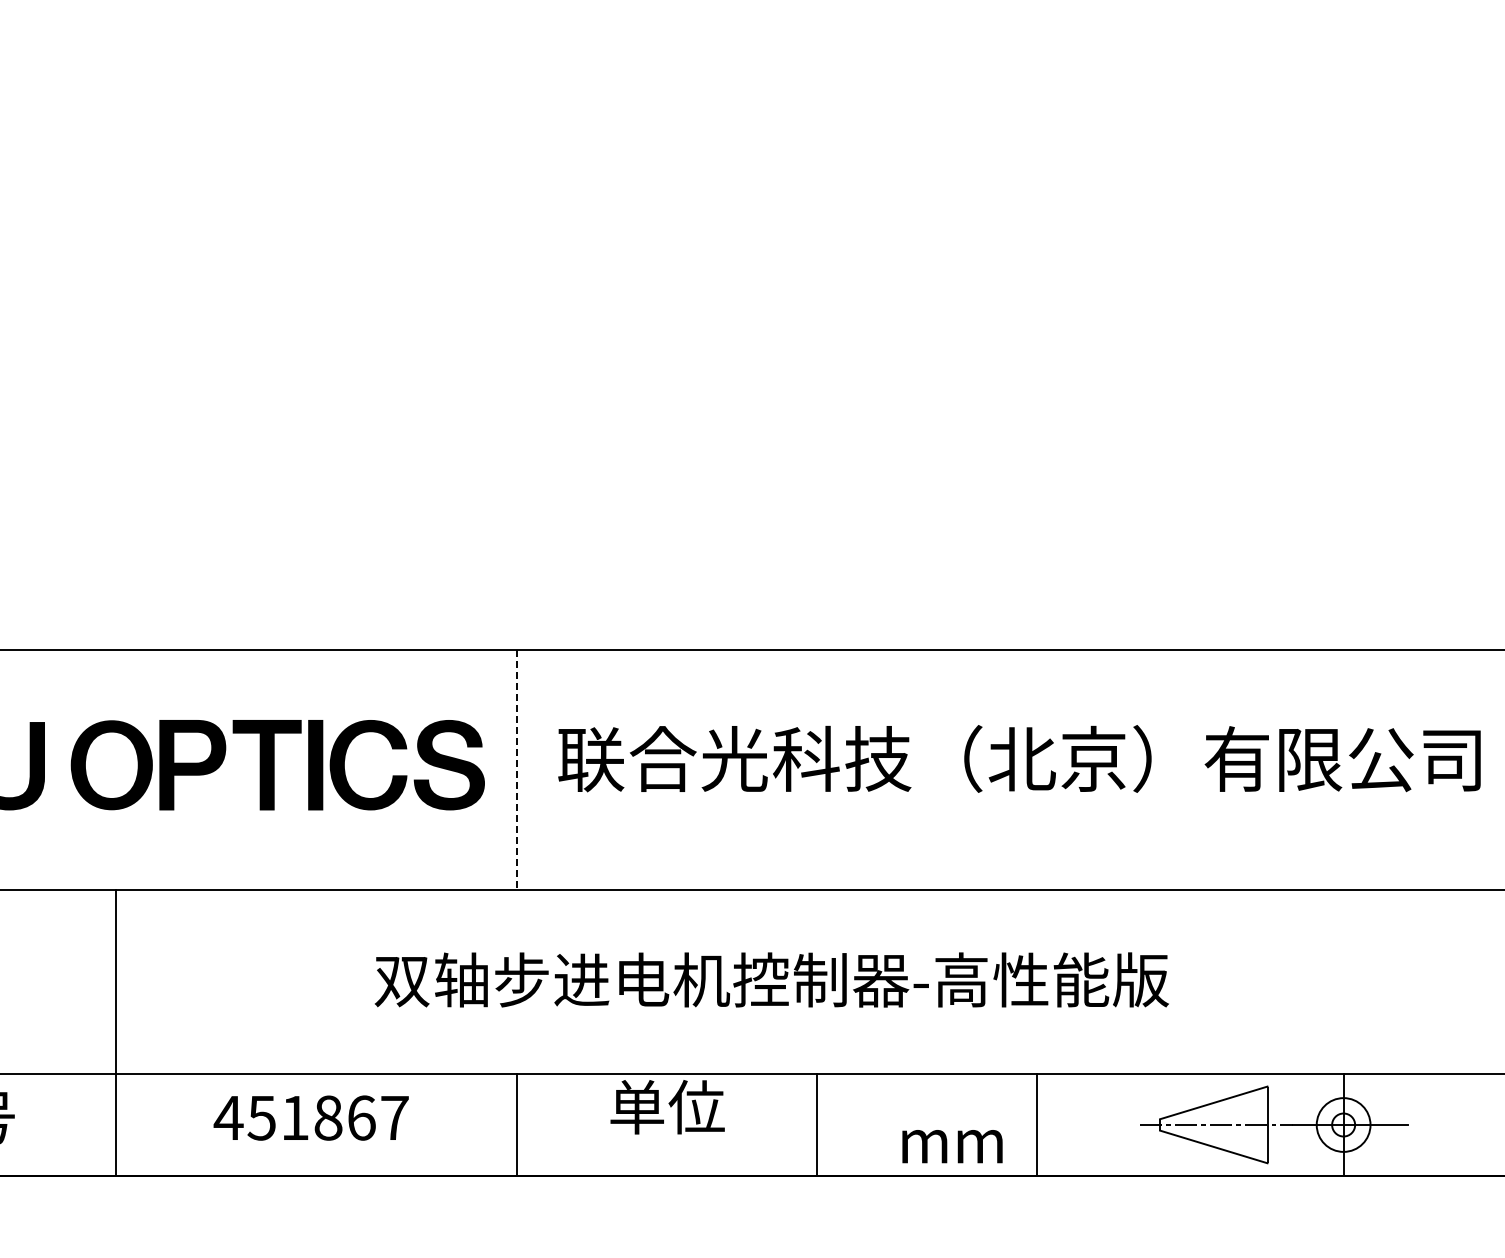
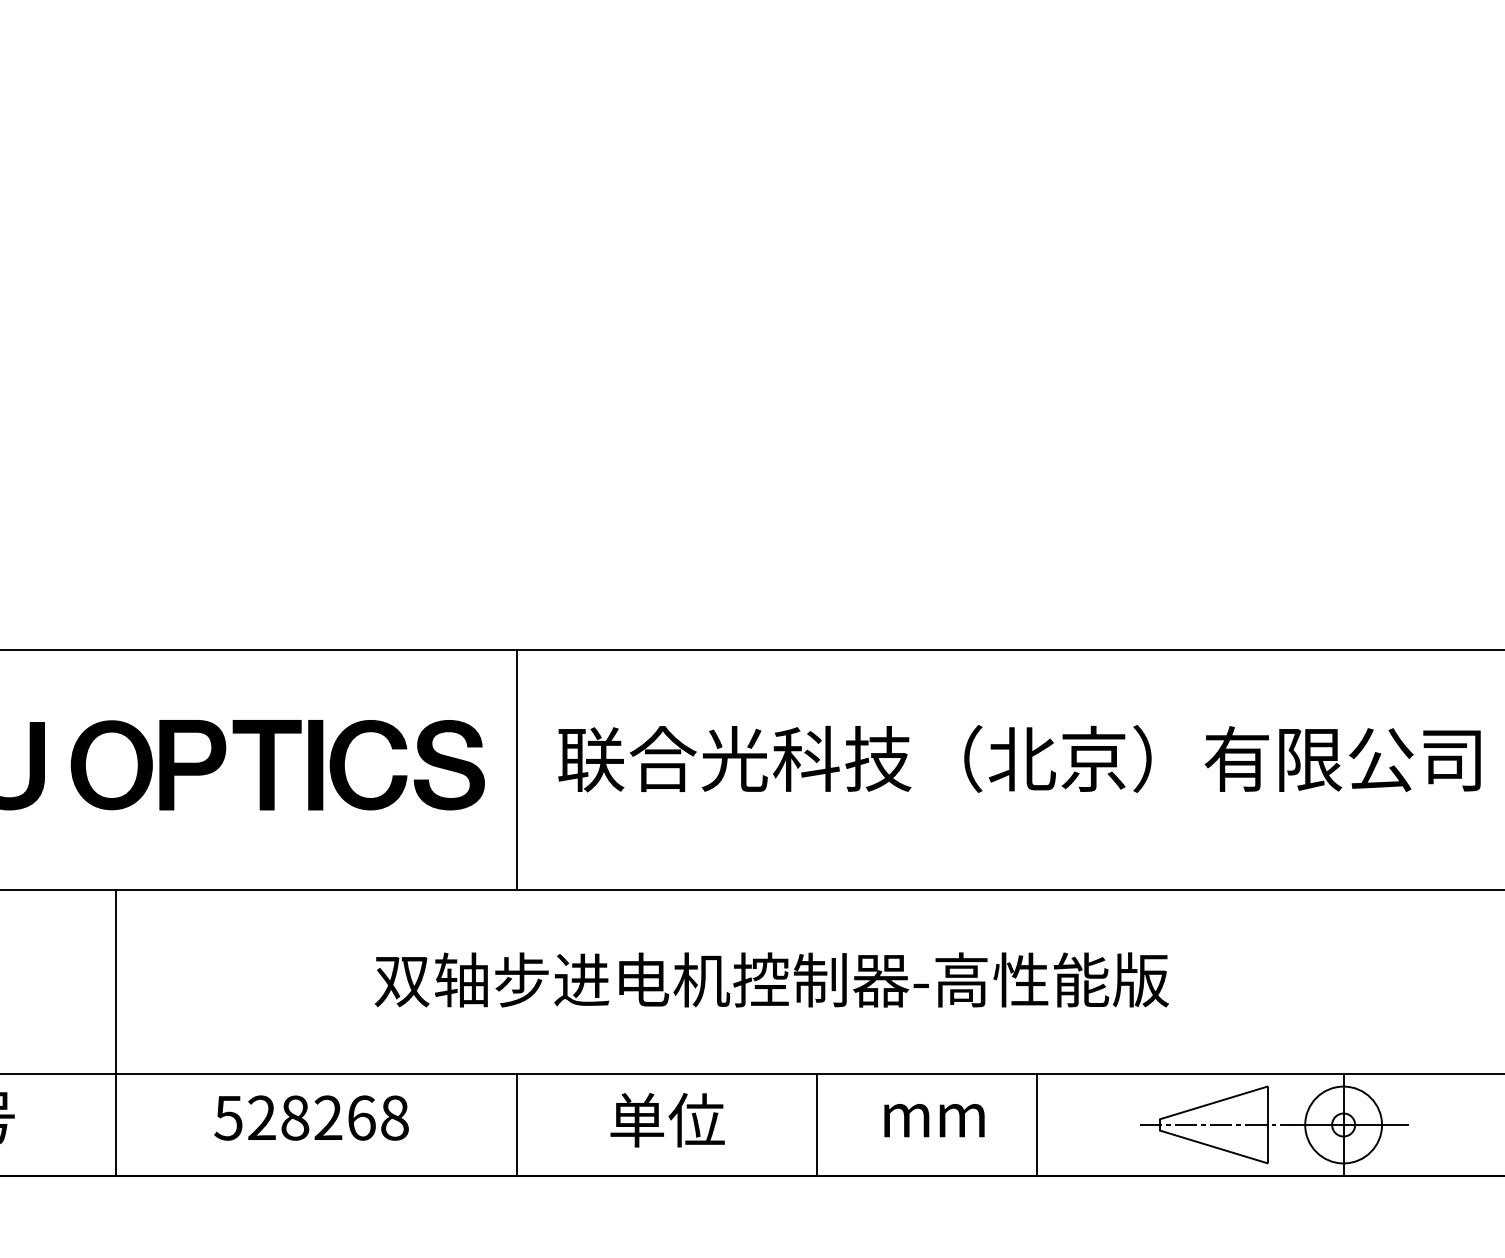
line: dashed -> solid (516, 768)
text position: (667, 1107) -> (667, 1120) (667, 1120)
text: 451867 -> 528268 (310, 1117)
circle diameter: 54 px -> 77 px (1343, 1124)
text position: (952, 1146) -> (934, 1120) (934, 1120)
